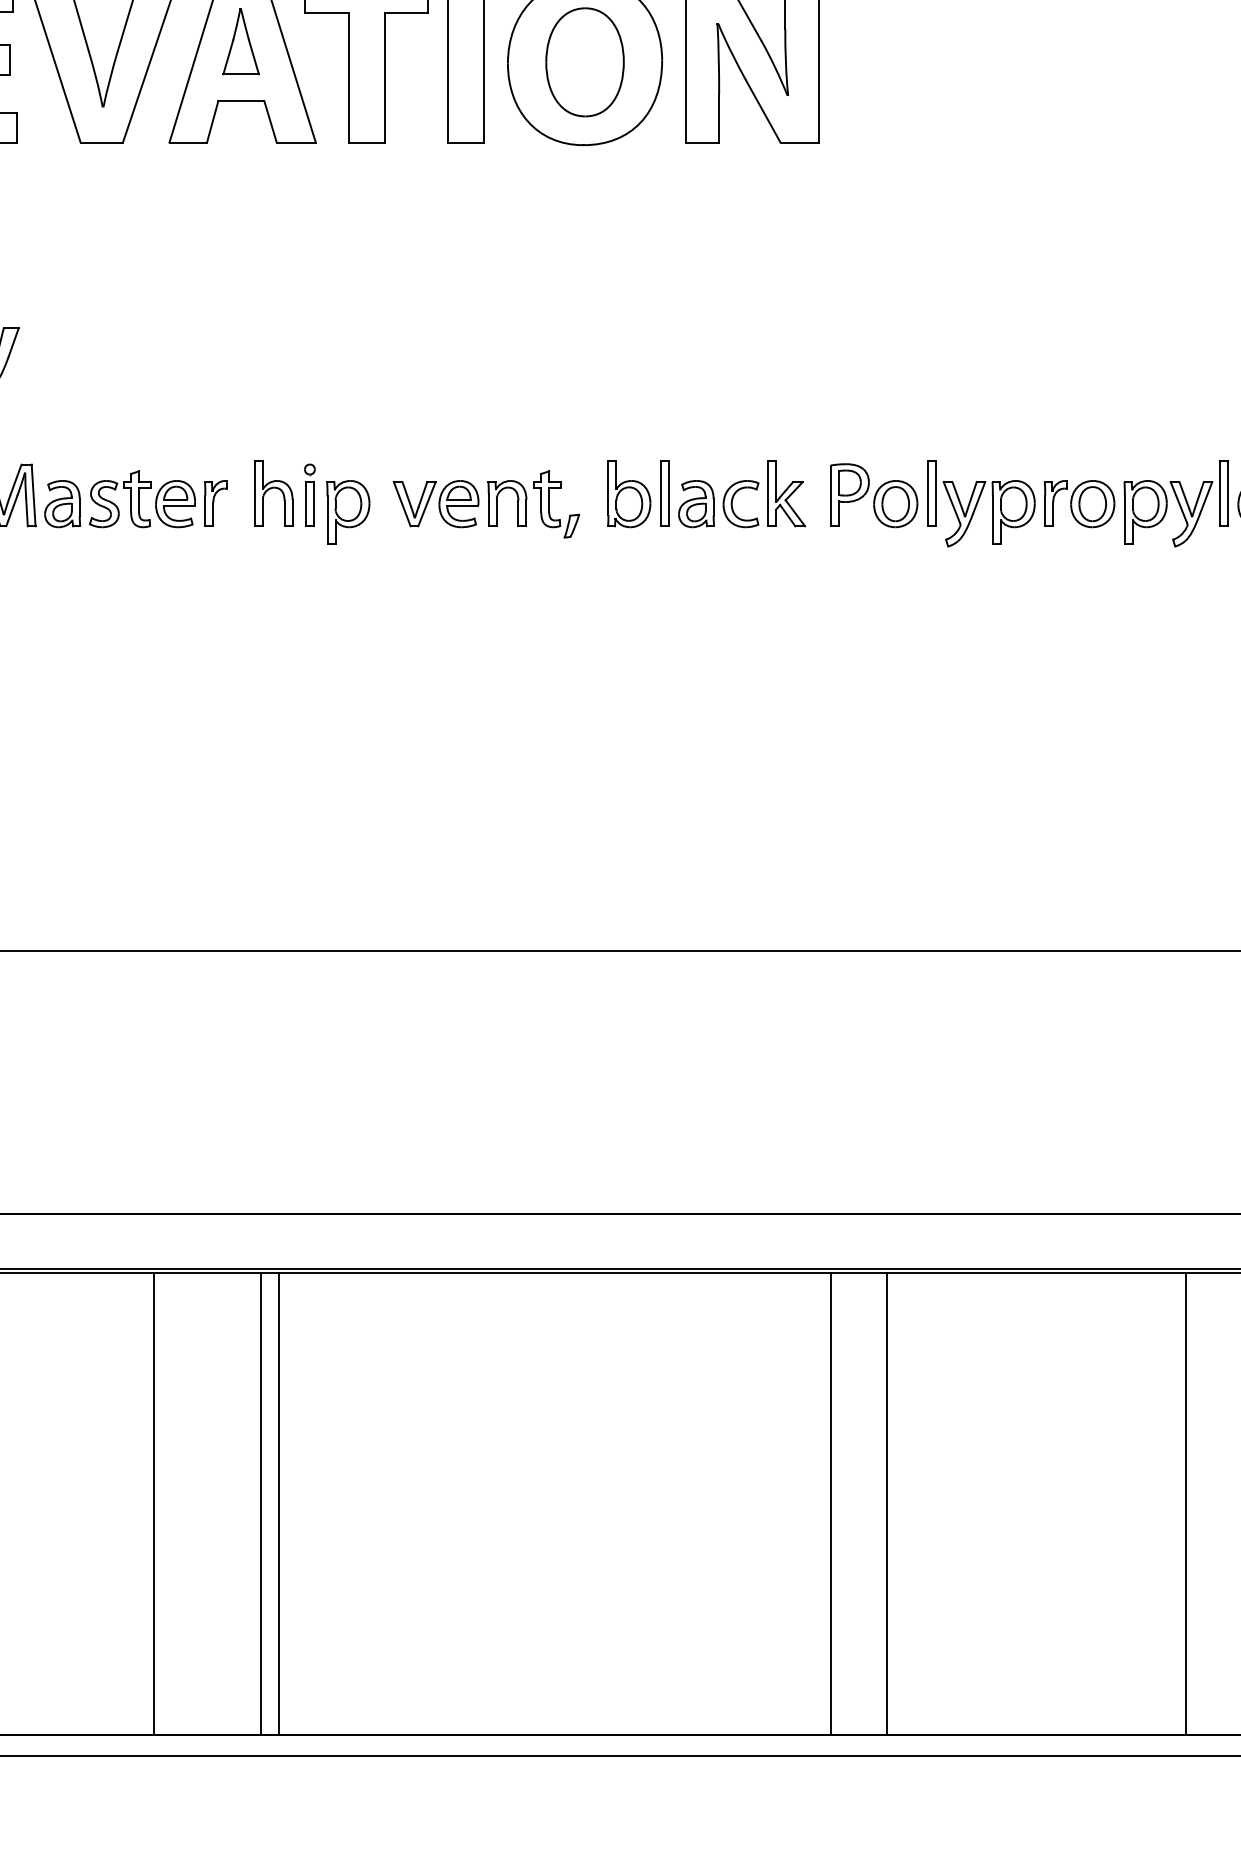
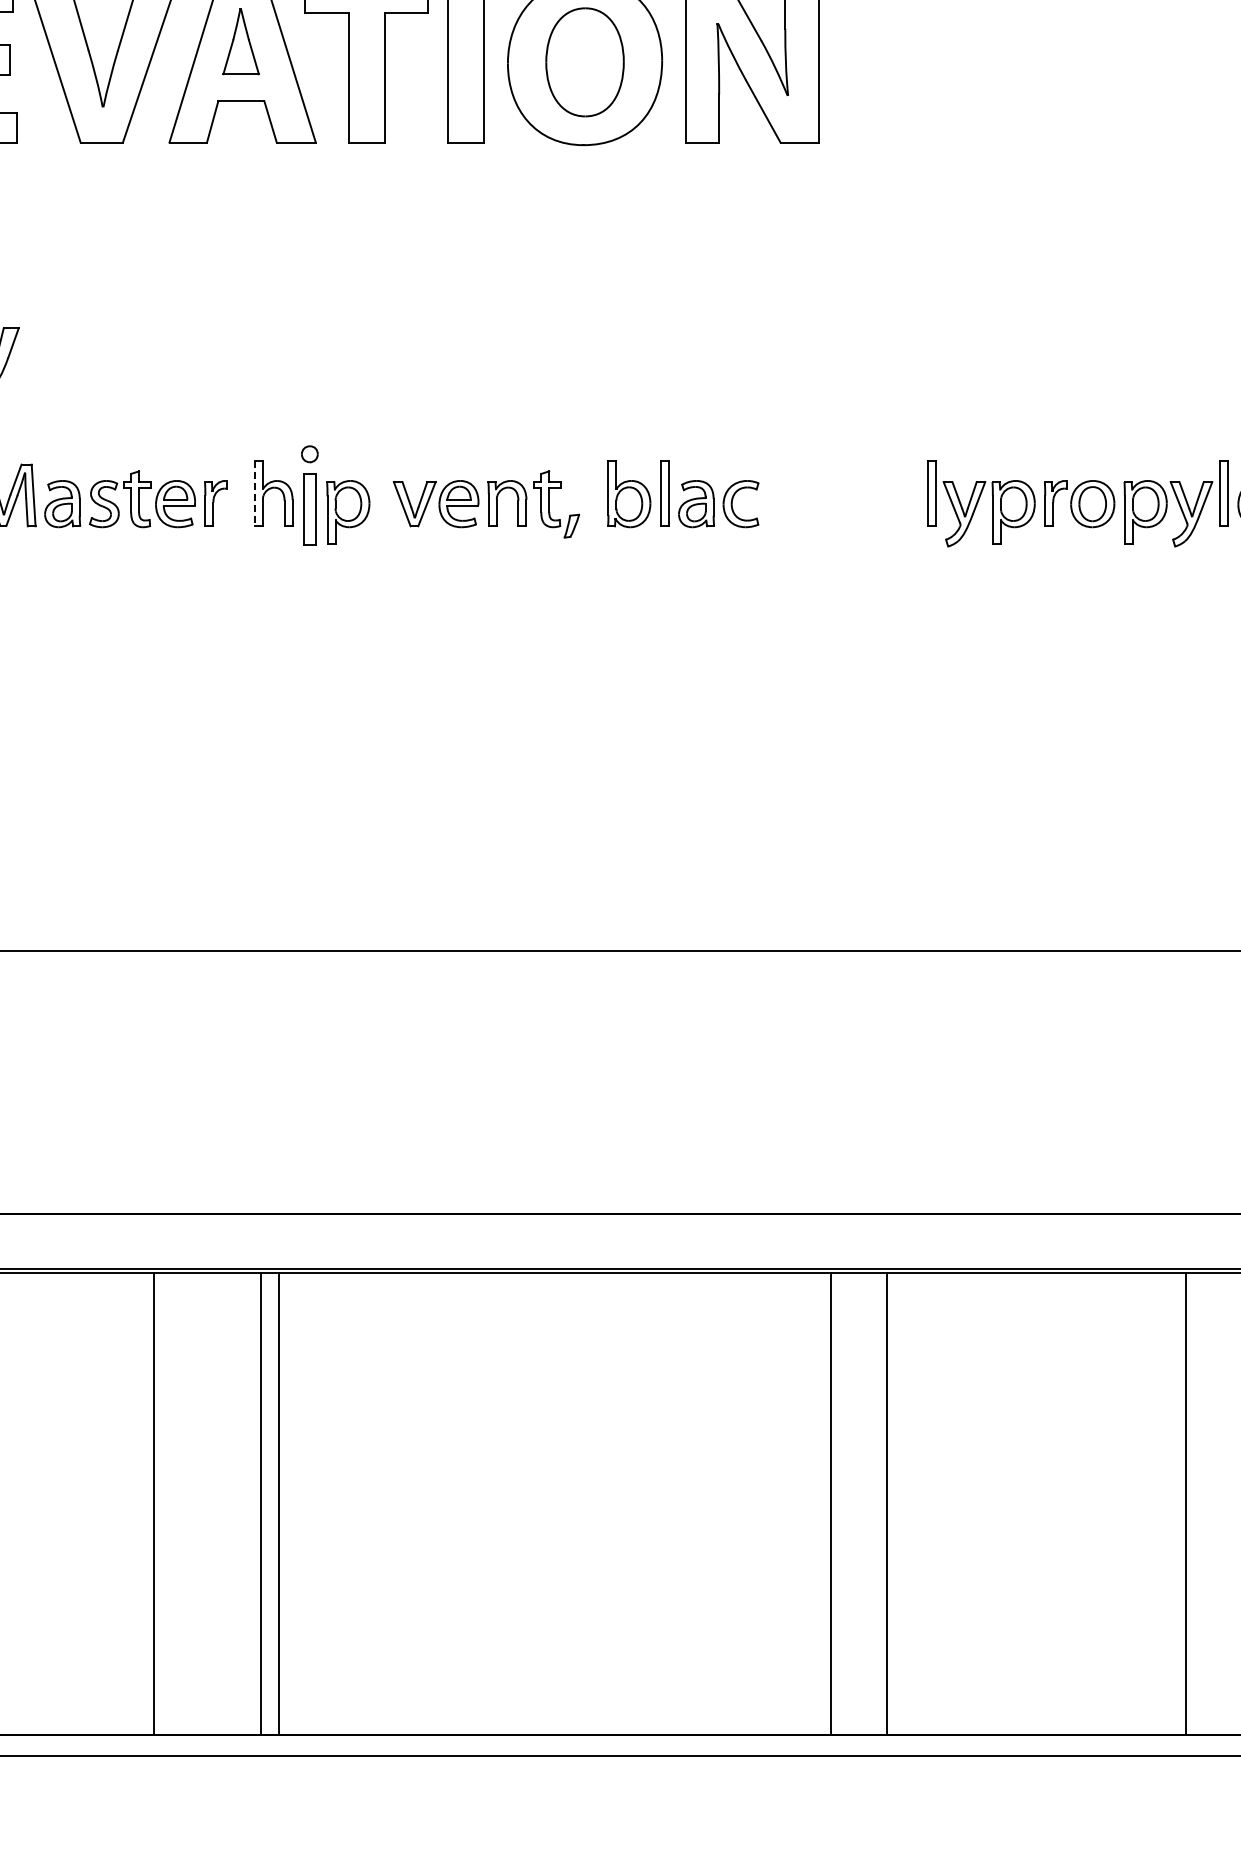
part: present -> none (786, 493)
line: solid -> dashed (254, 494)
part size: 12x64 px -> 18x101 px (309, 495)
part: present -> none (874, 495)
